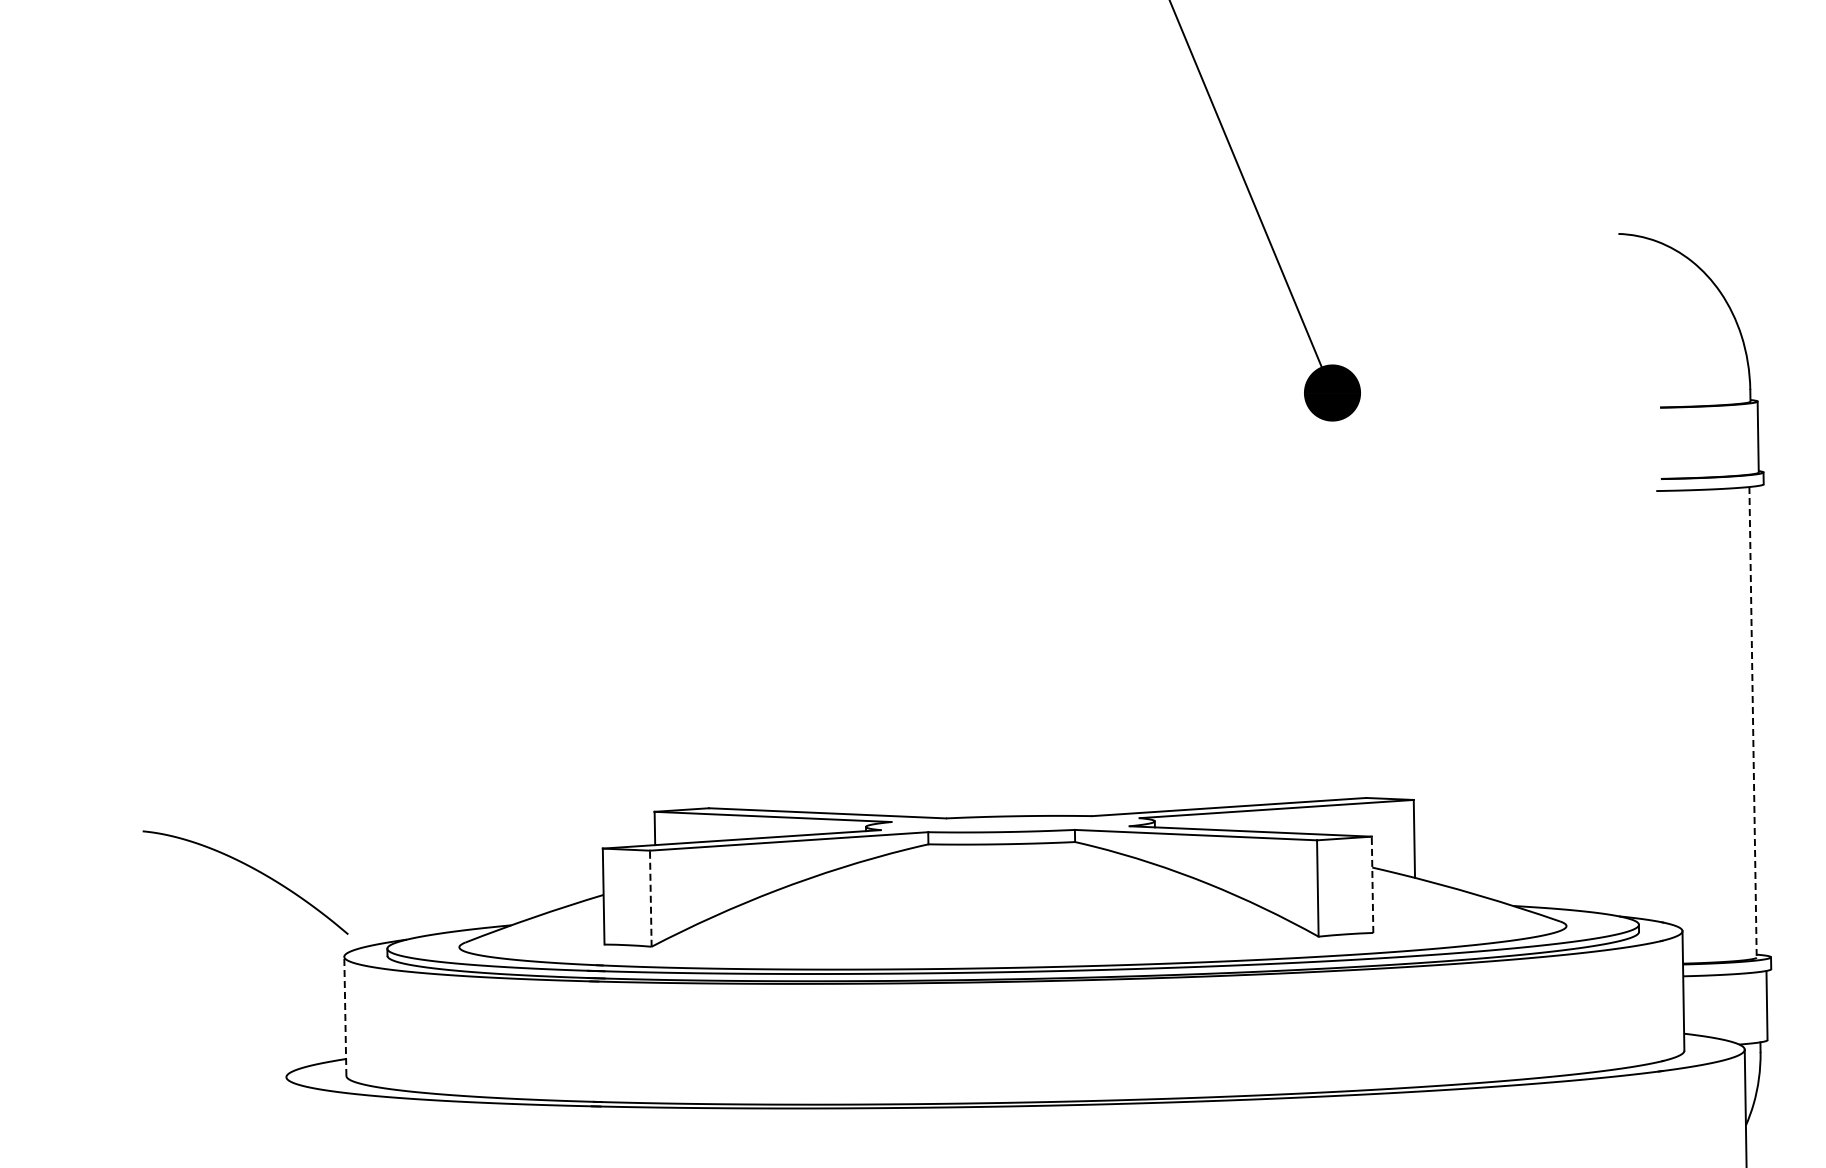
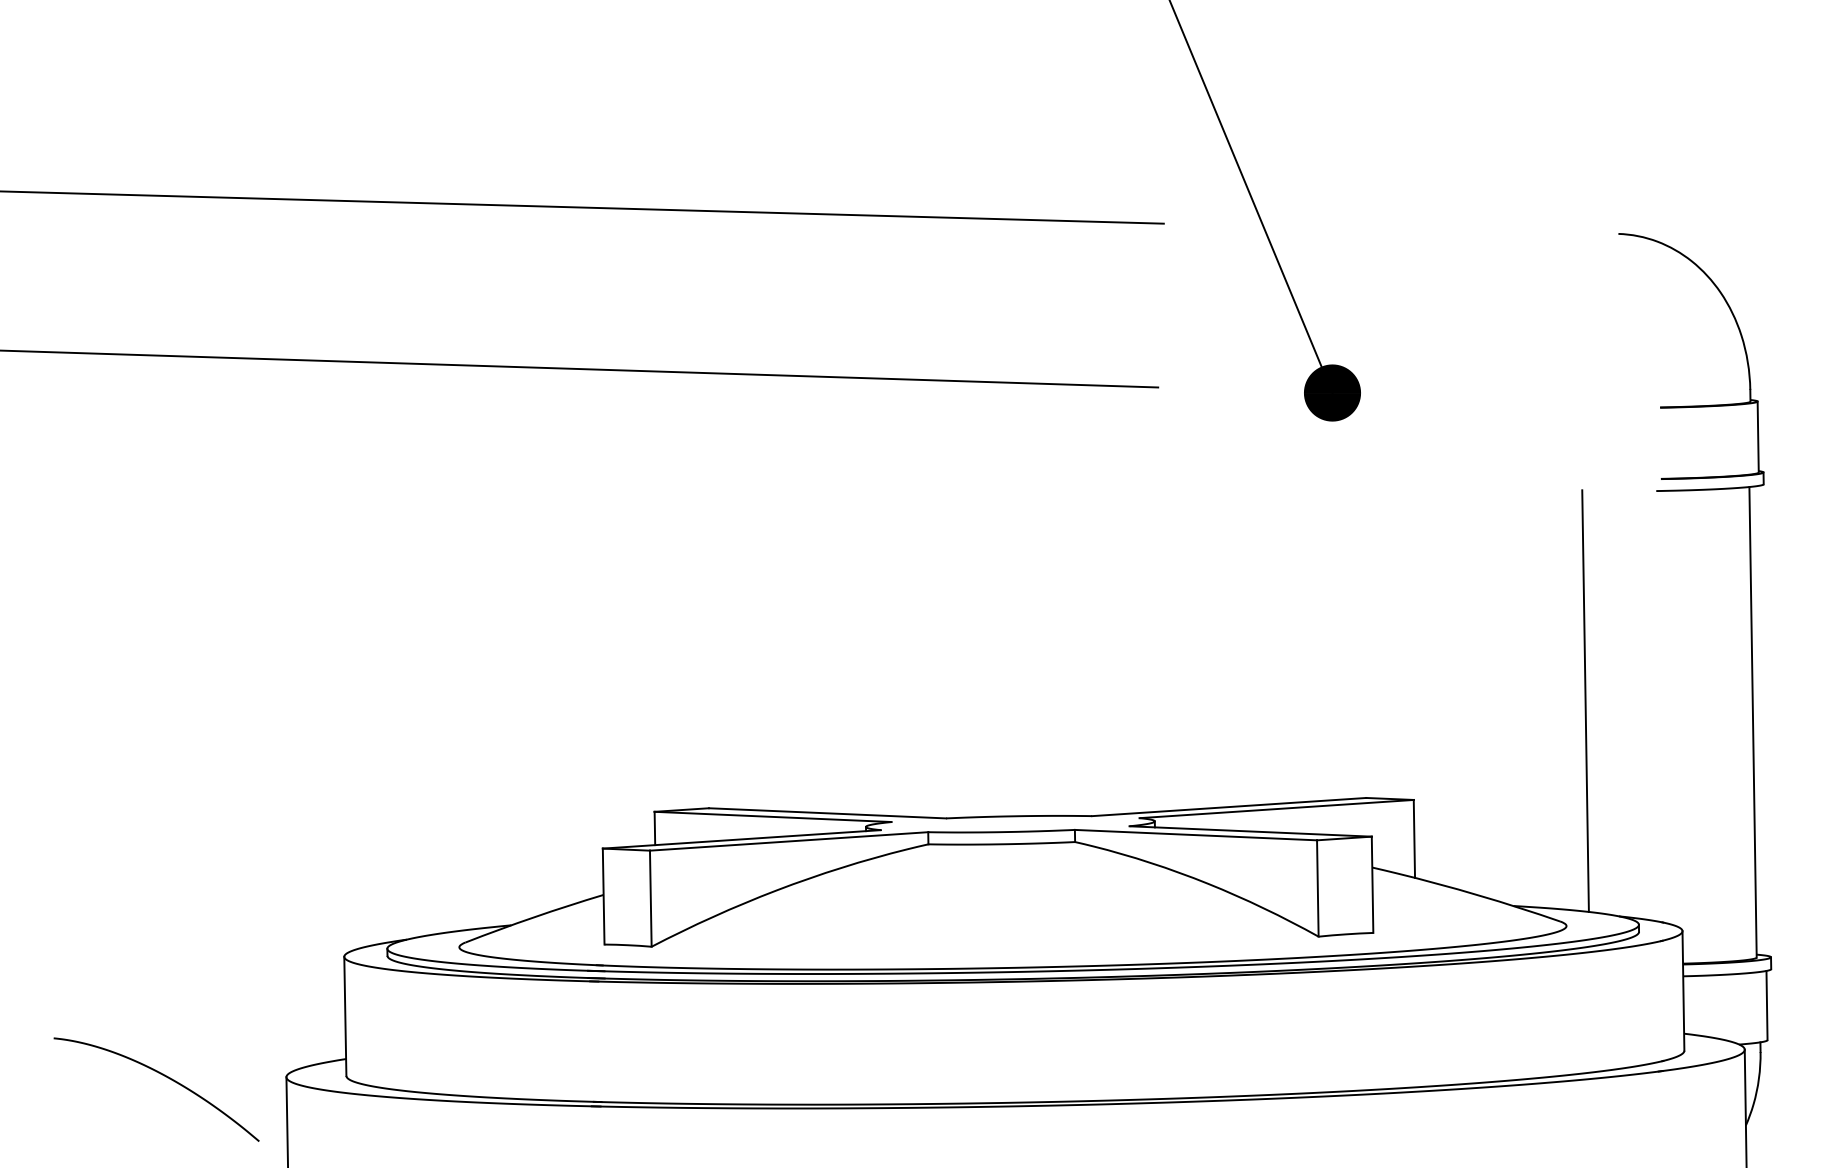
line: none -> present (582, 207)
line: none -> present (580, 368)
line: none -> present (1585, 700)
line: dashed -> solid (1753, 722)
curve position: (251, 868) -> (162, 1075) (162, 1075)
line: dashed -> solid (1372, 884)
line: dashed -> solid (650, 898)
line: dashed -> solid (345, 1016)
line: none -> present (287, 1120)
